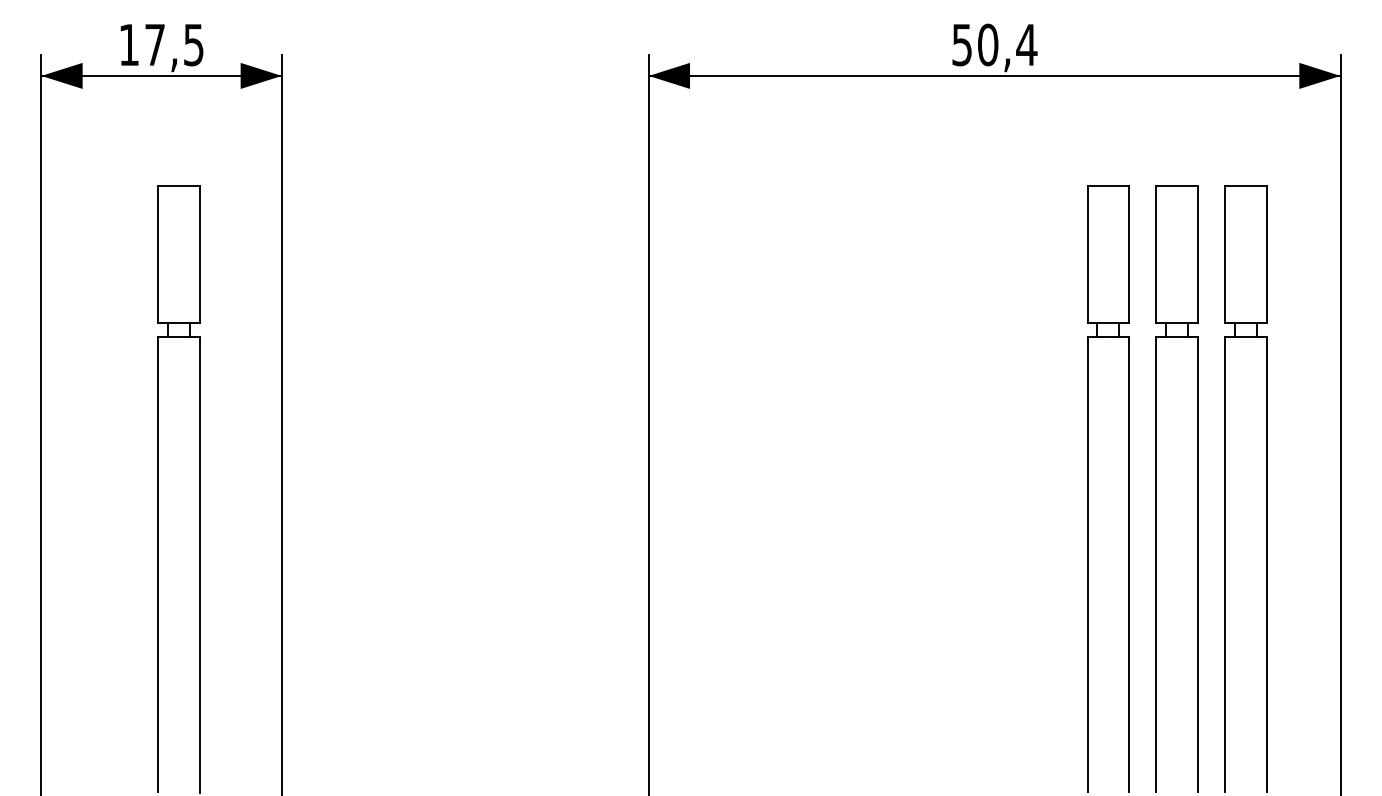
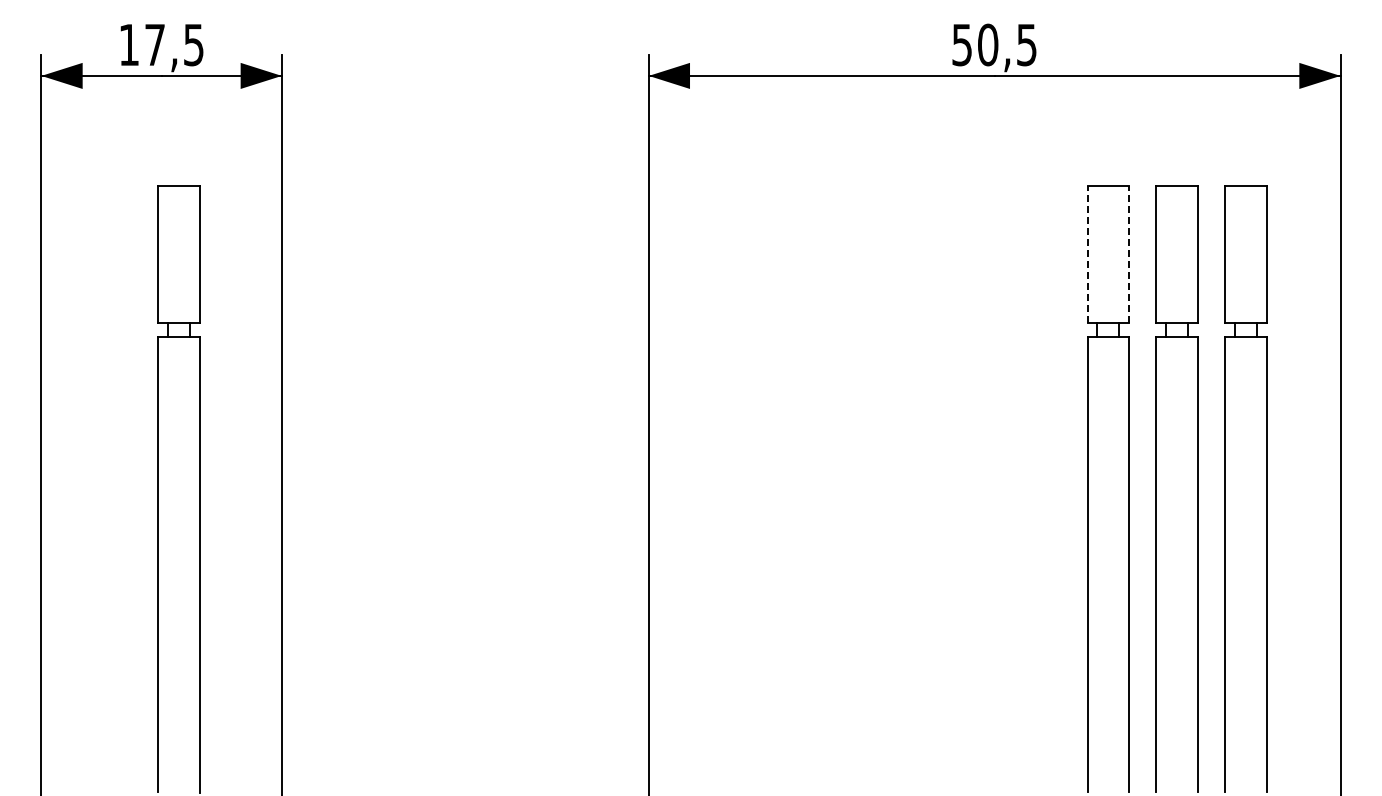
text: 50,4 -> 50,5 (1026, 45)
line: solid -> dashed (1087, 254)
line: solid -> dashed (1128, 254)
